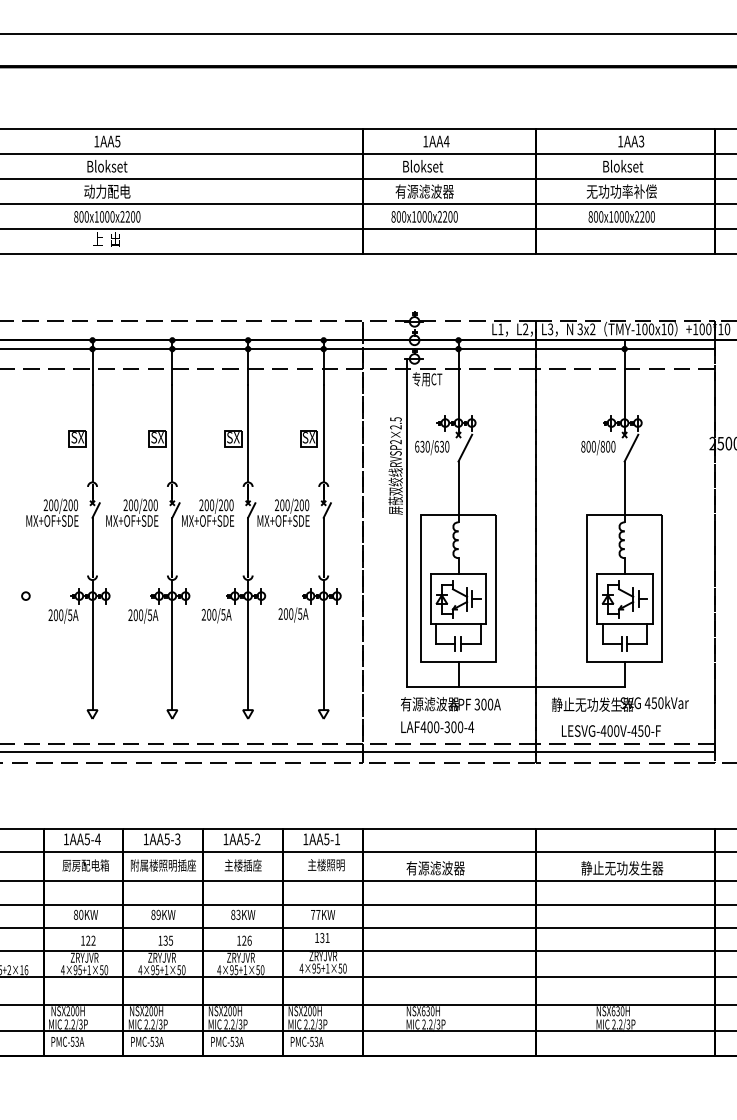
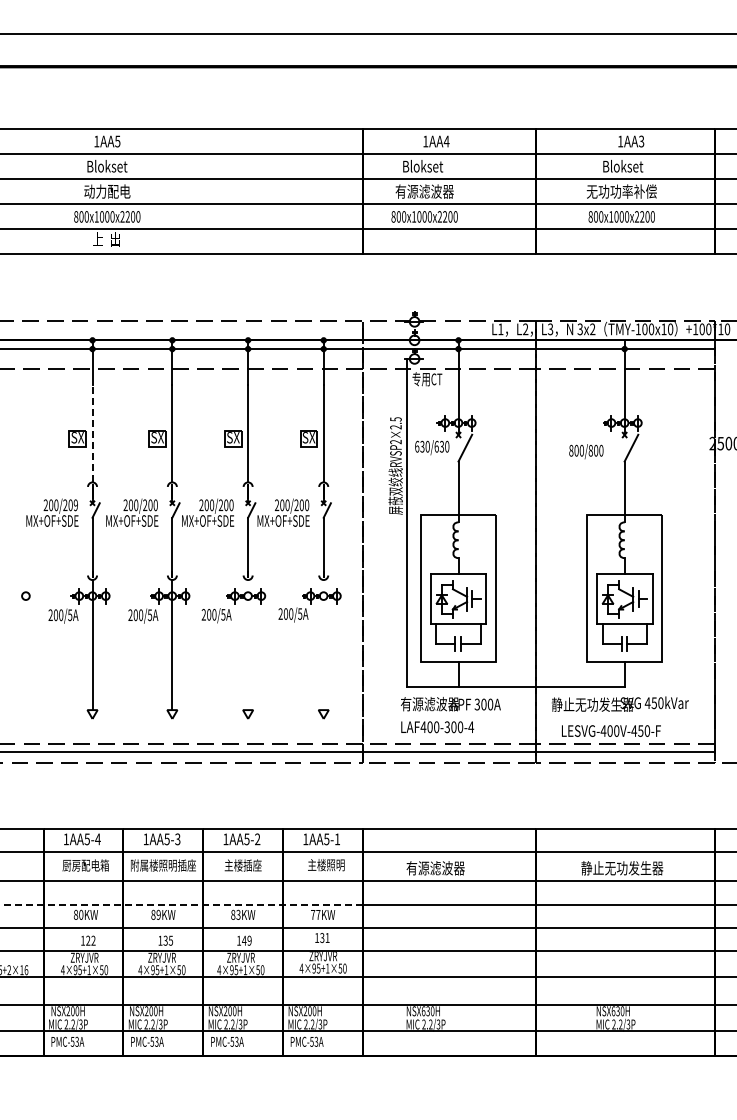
line: solid -> dashed (92, 433)
text position: (598, 447) -> (586, 451) (586, 451)
text: 200/200 -> 200/209 (75, 505)
line: present -> none (248, 645)
line: present -> none (323, 645)
line: solid -> dashed (181, 904)
text: 126 -> 149 (246, 940)
